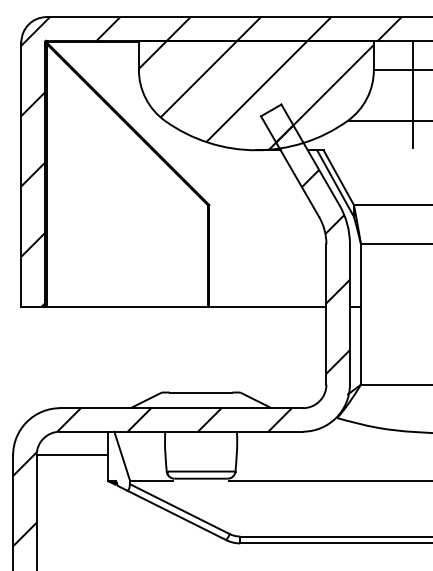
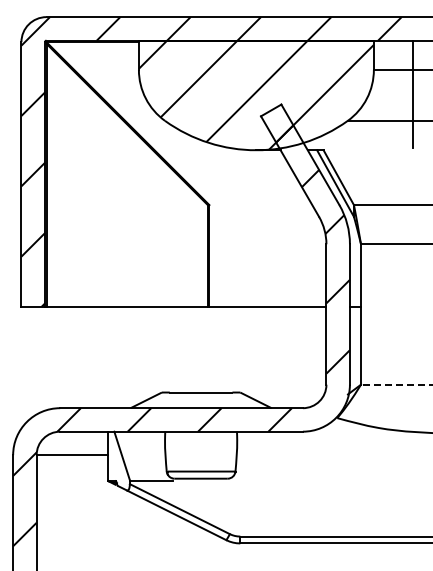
line: solid -> dashed (396, 384)
line: present -> none (329, 480)
